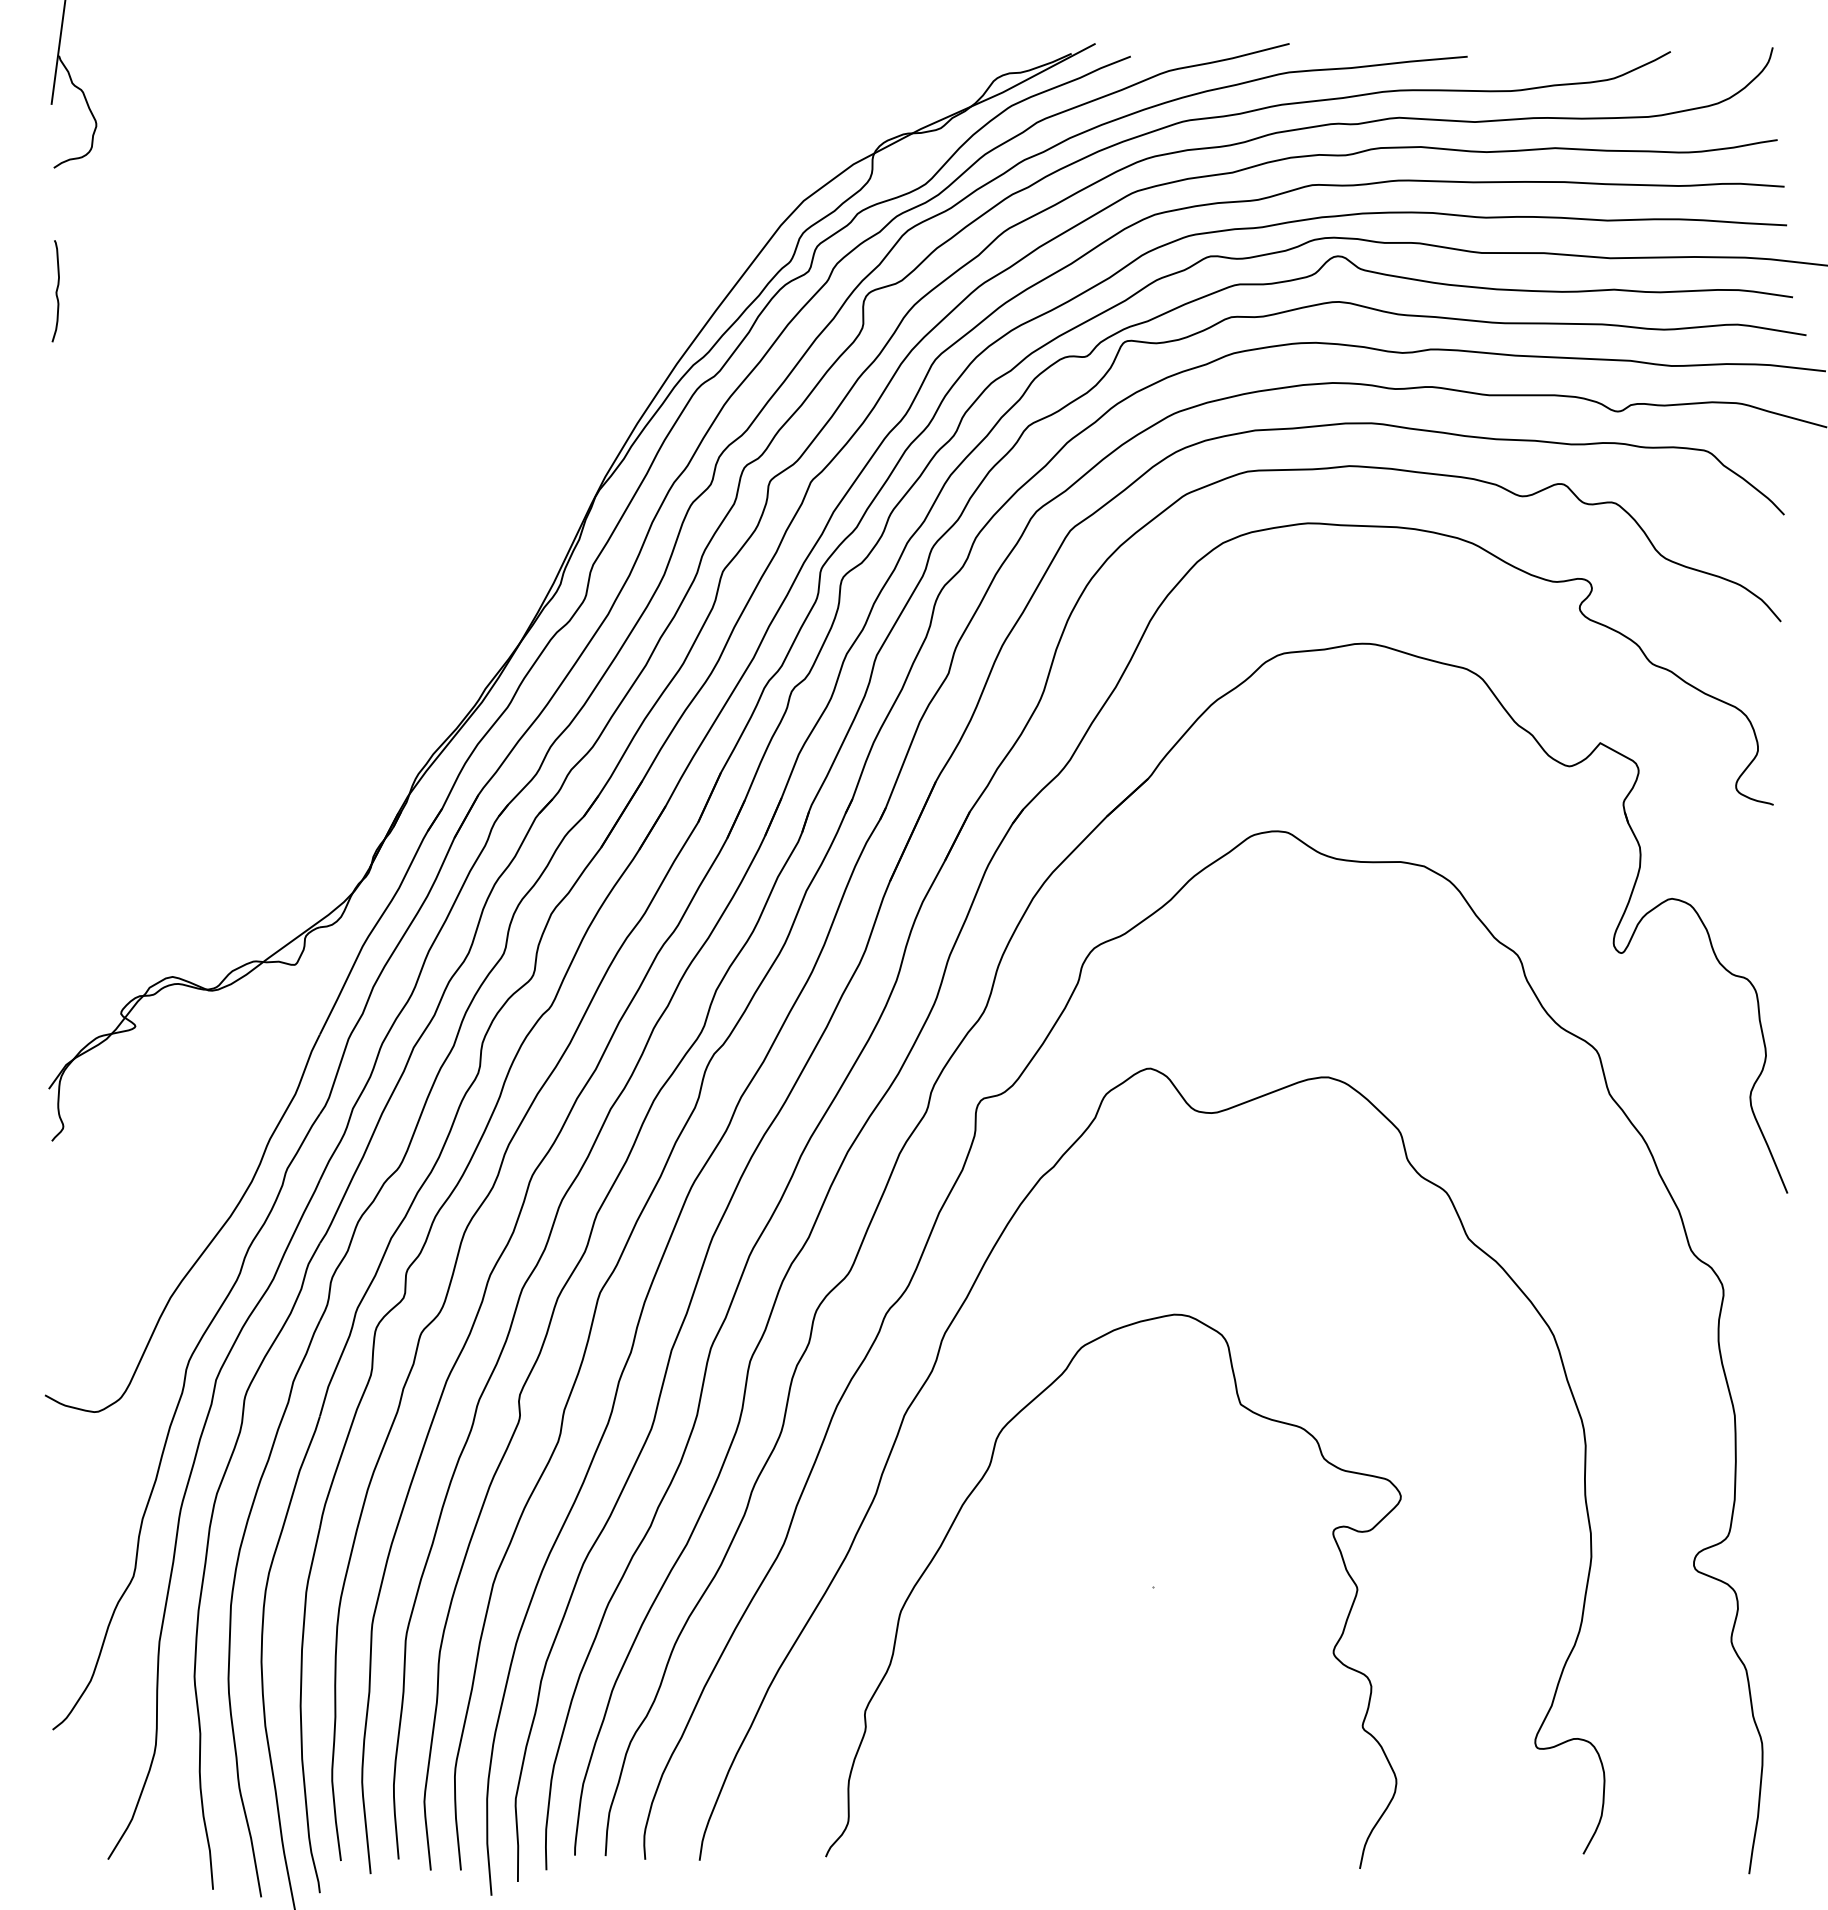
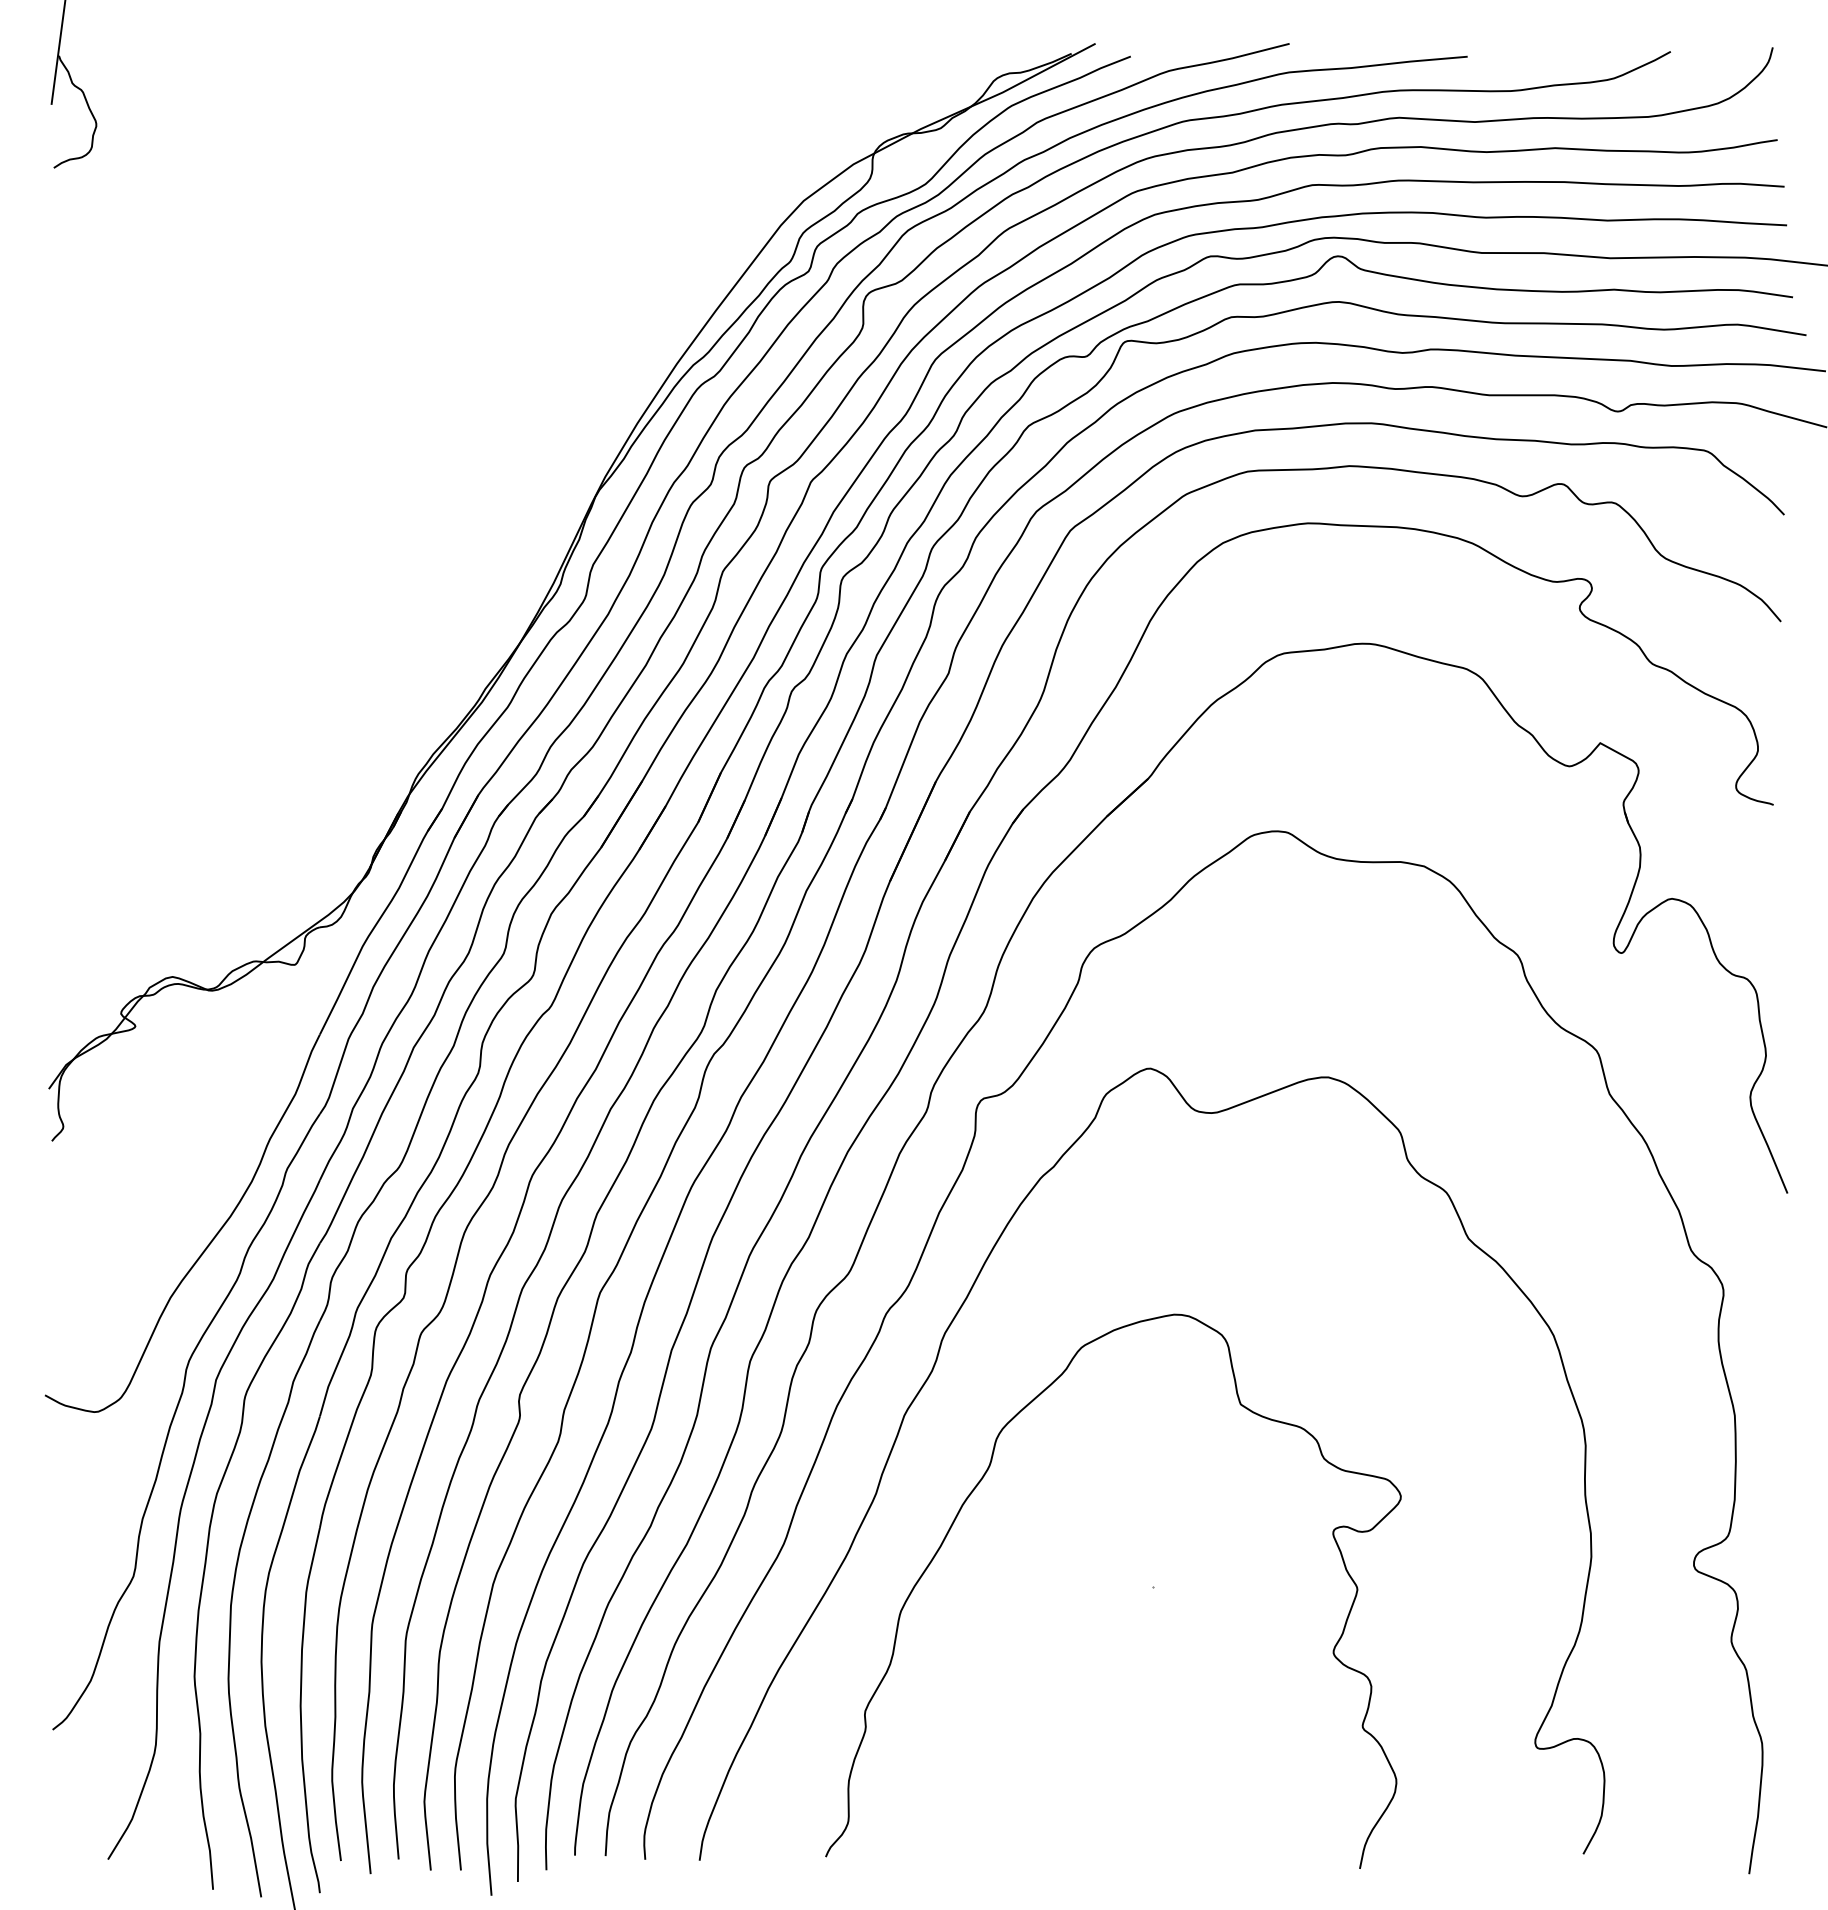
curve: present -> none (55, 291)
